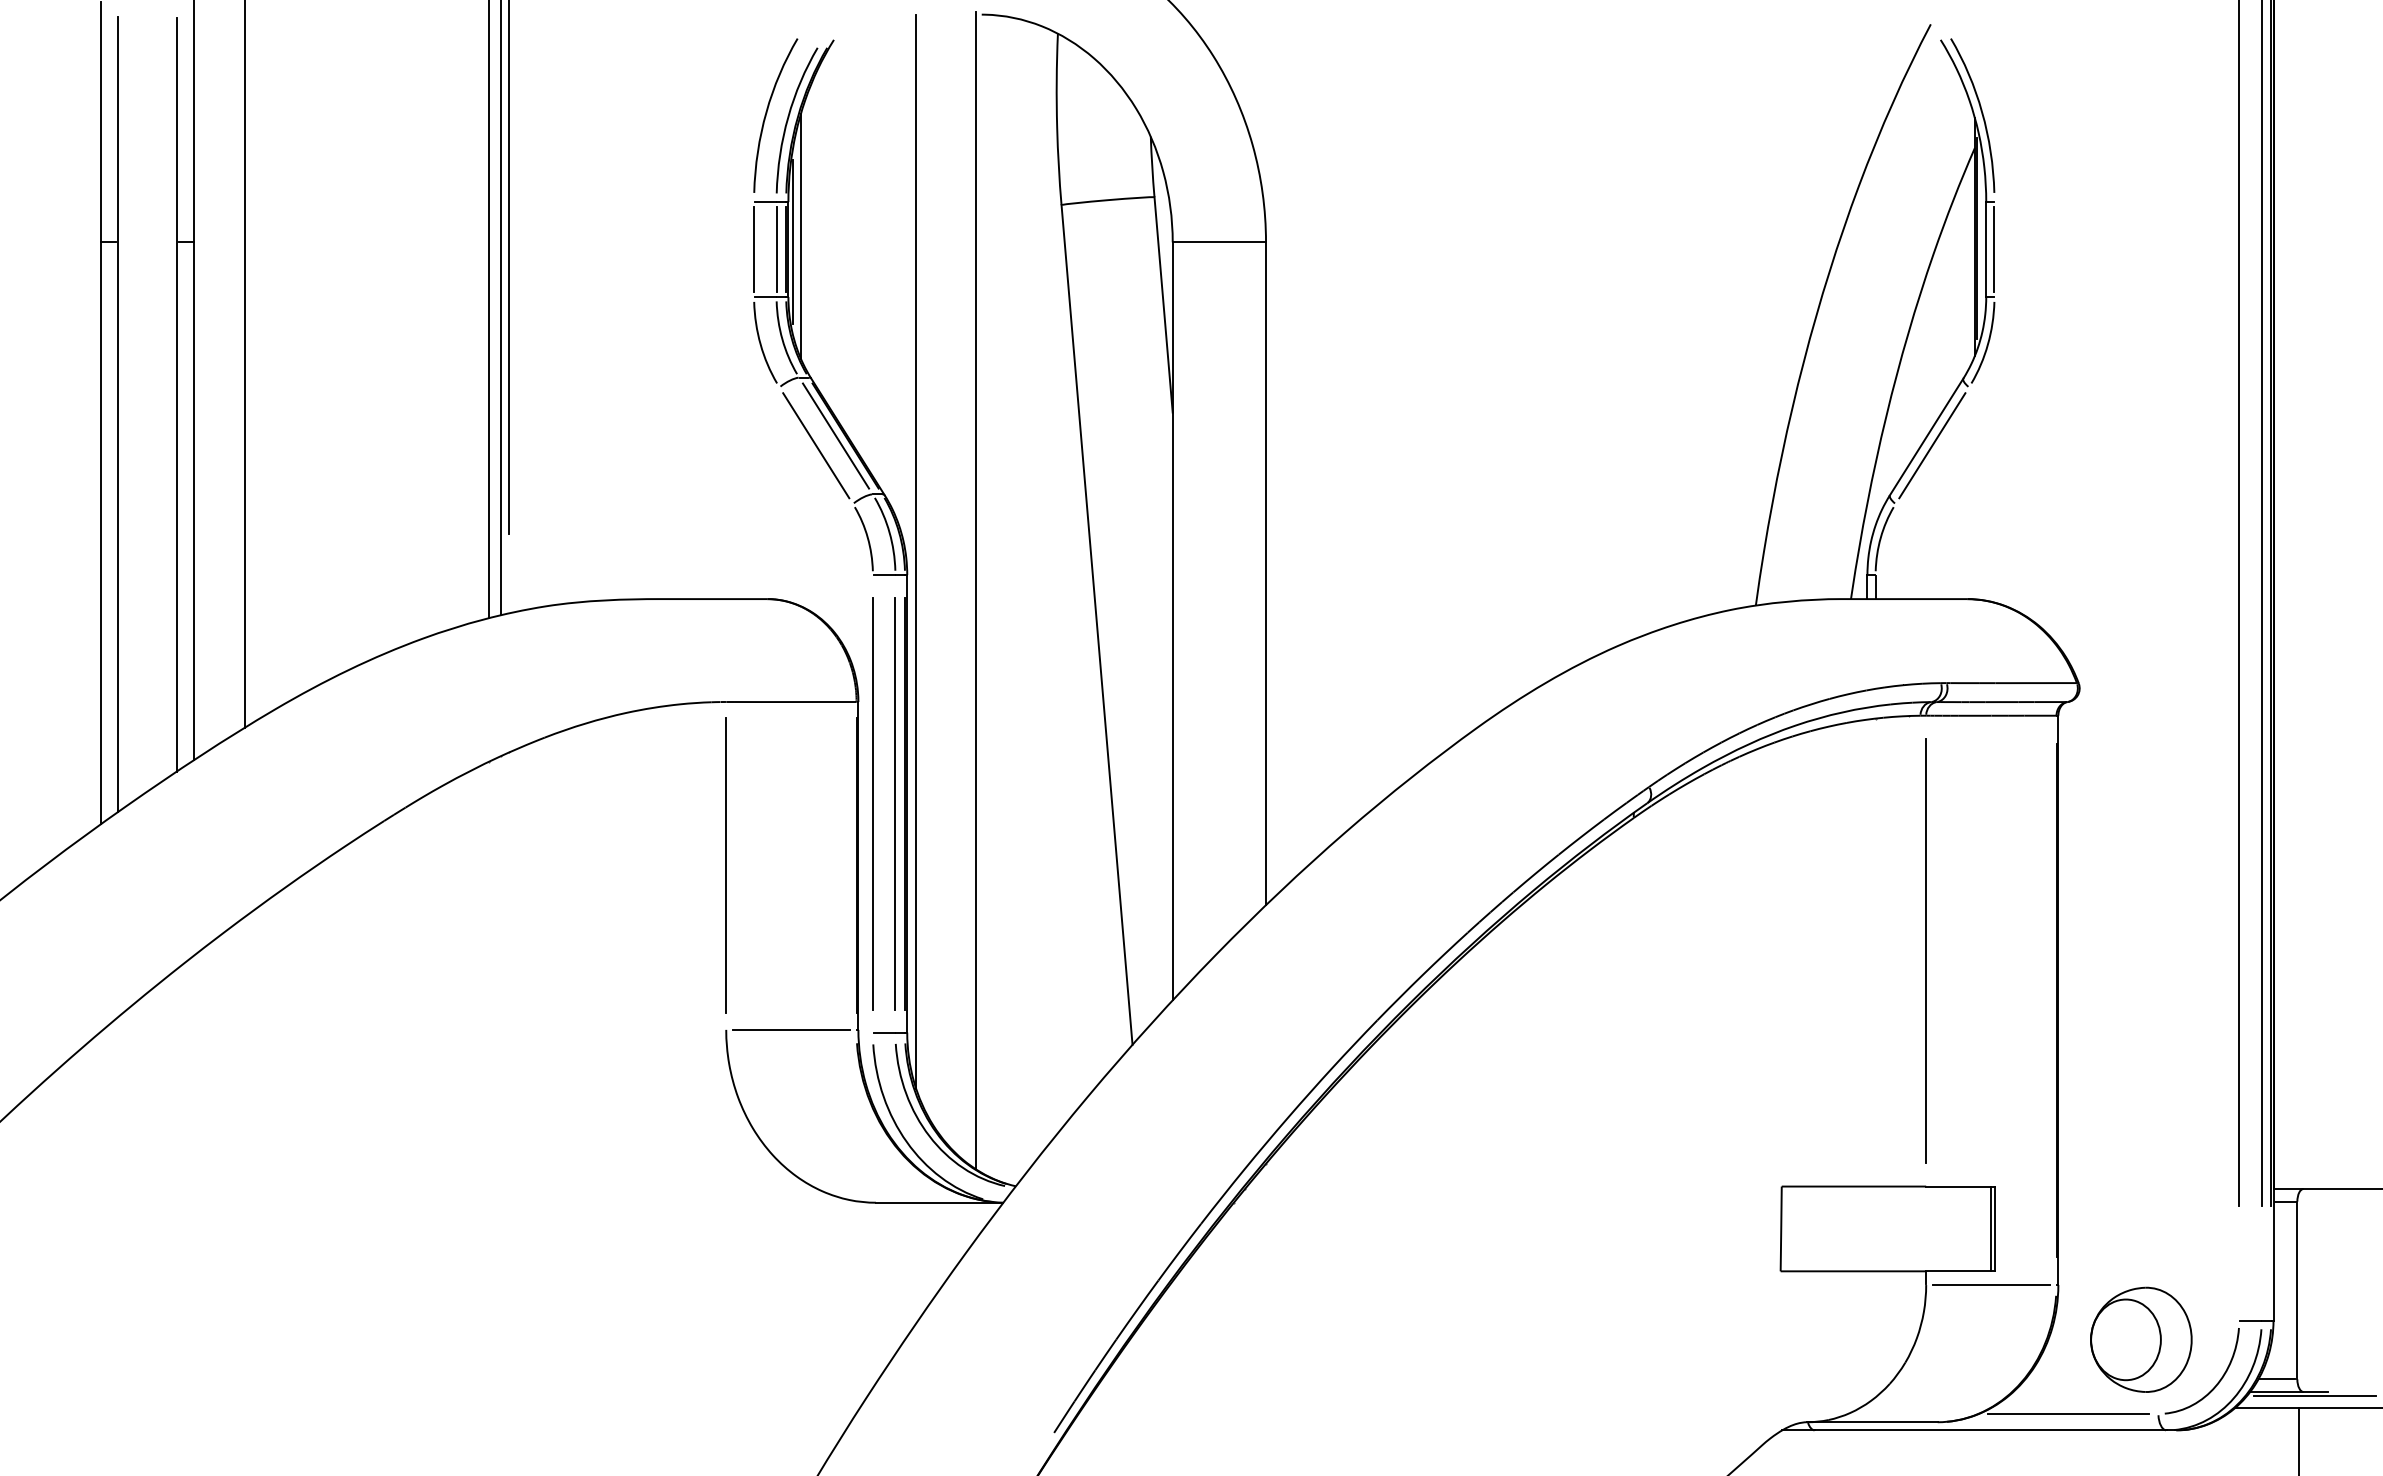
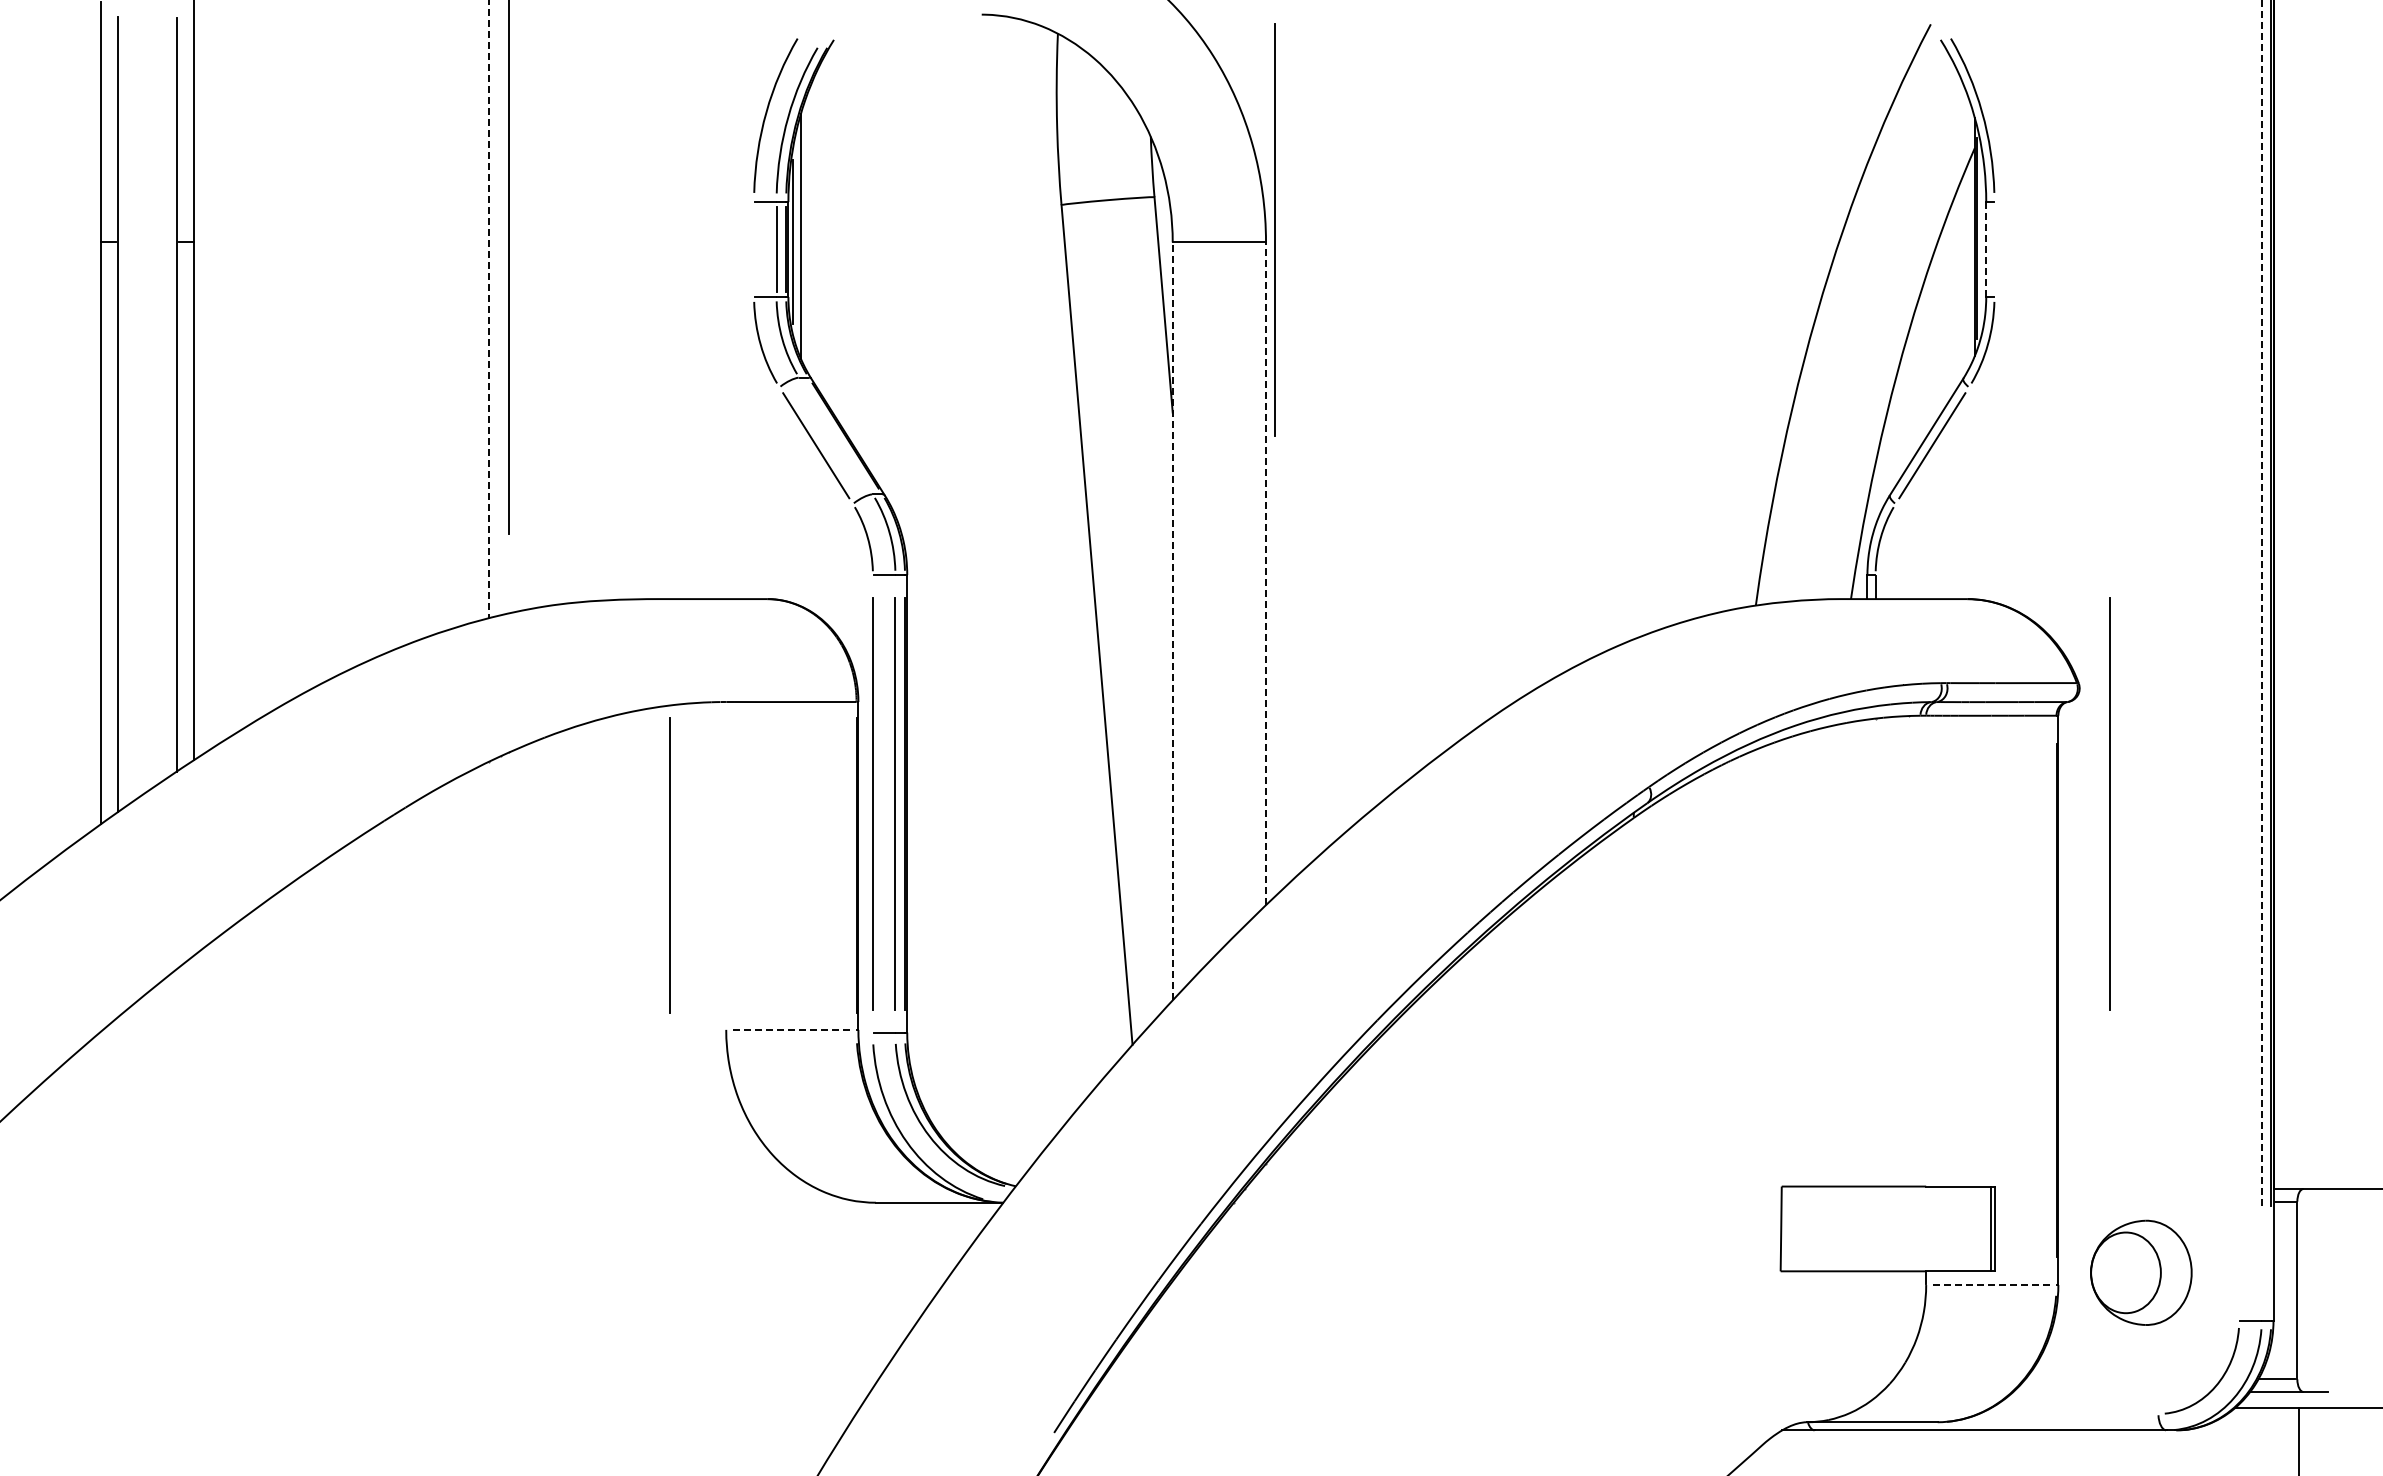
line: none -> present (1274, 229)
line: present -> none (754, 249)
line: solid -> dashed (1986, 249)
line: present -> none (1994, 249)
line: present -> none (501, 308)
line: solid -> dashed (488, 309)
line: present -> none (244, 364)
line: present -> none (835, 435)
line: present -> none (916, 551)
line: solid -> dashed (1266, 573)
line: present -> none (975, 590)
line: present -> none (2239, 603)
line: solid -> dashed (2261, 603)
line: solid -> dashed (1172, 621)
line: none -> present (2109, 803)
line position: (725, 865) -> (669, 865) (669, 865)
line: present -> none (1925, 950)
line: solid -> dashed (791, 1029)
line: solid -> dashed (1991, 1285)
part position: (2141, 1339) -> (2141, 1272) (2141, 1272)
line: present -> none (2314, 1395)
line: present -> none (2068, 1413)
